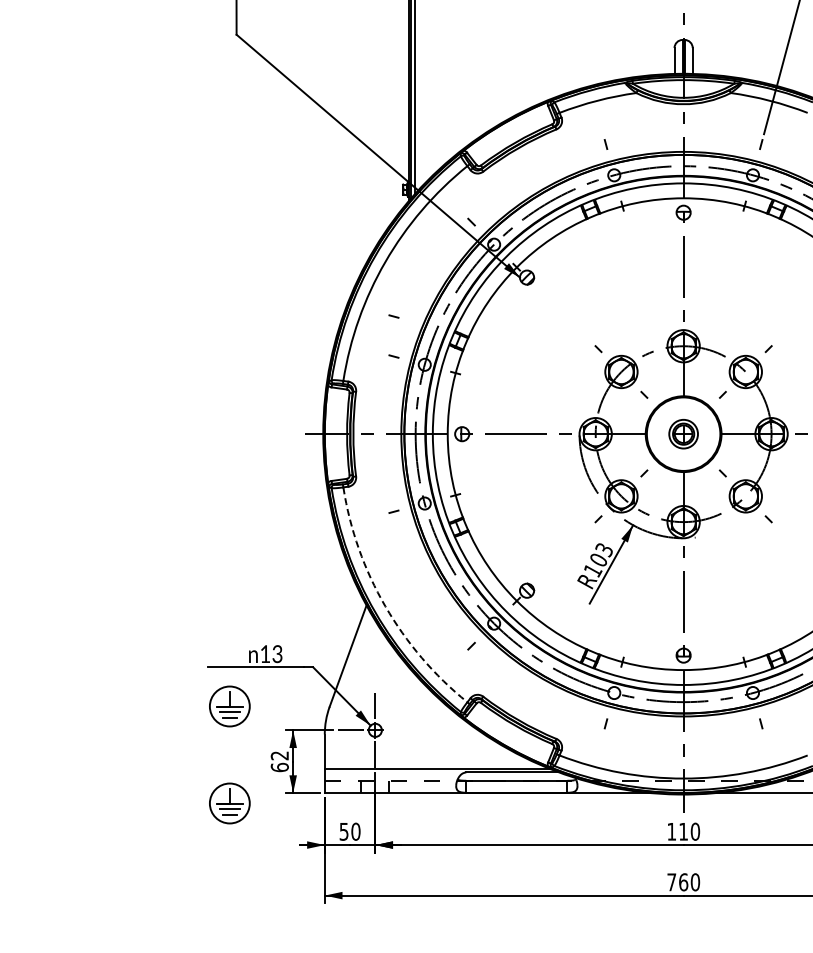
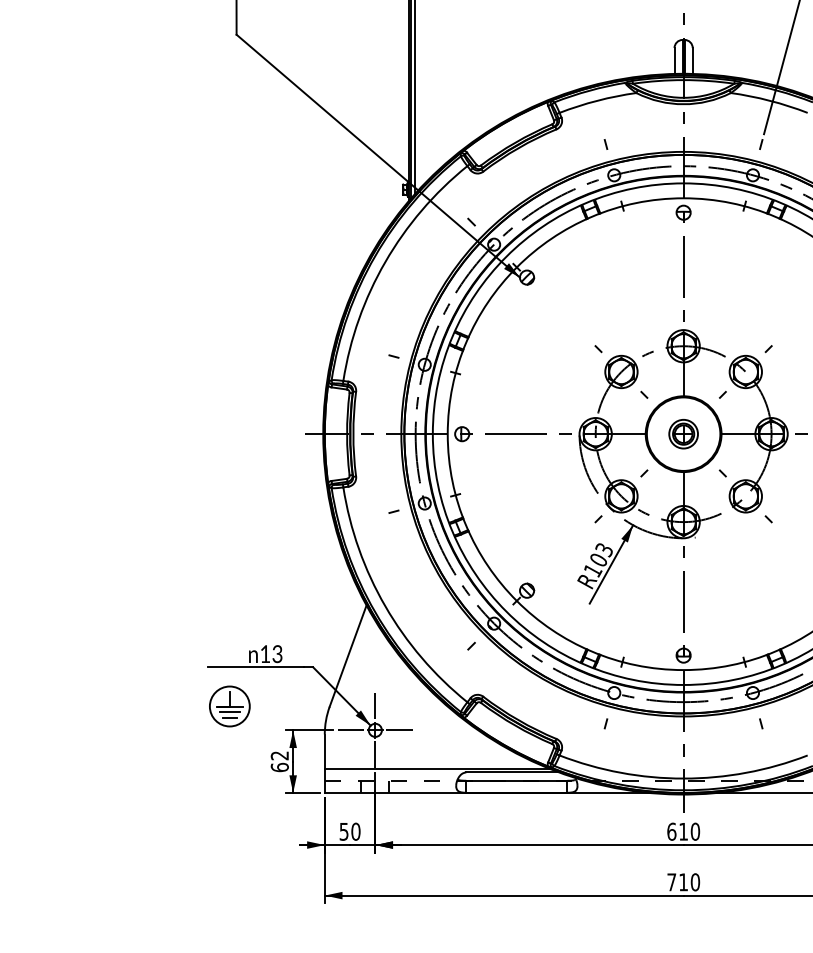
line: present -> none (393, 316)
arc: dashed -> solid (385, 606)
line: none -> present (399, 730)
part: present -> none (229, 803)
text: 110 -> 610 (671, 831)
text: 760 -> 710 (683, 882)
